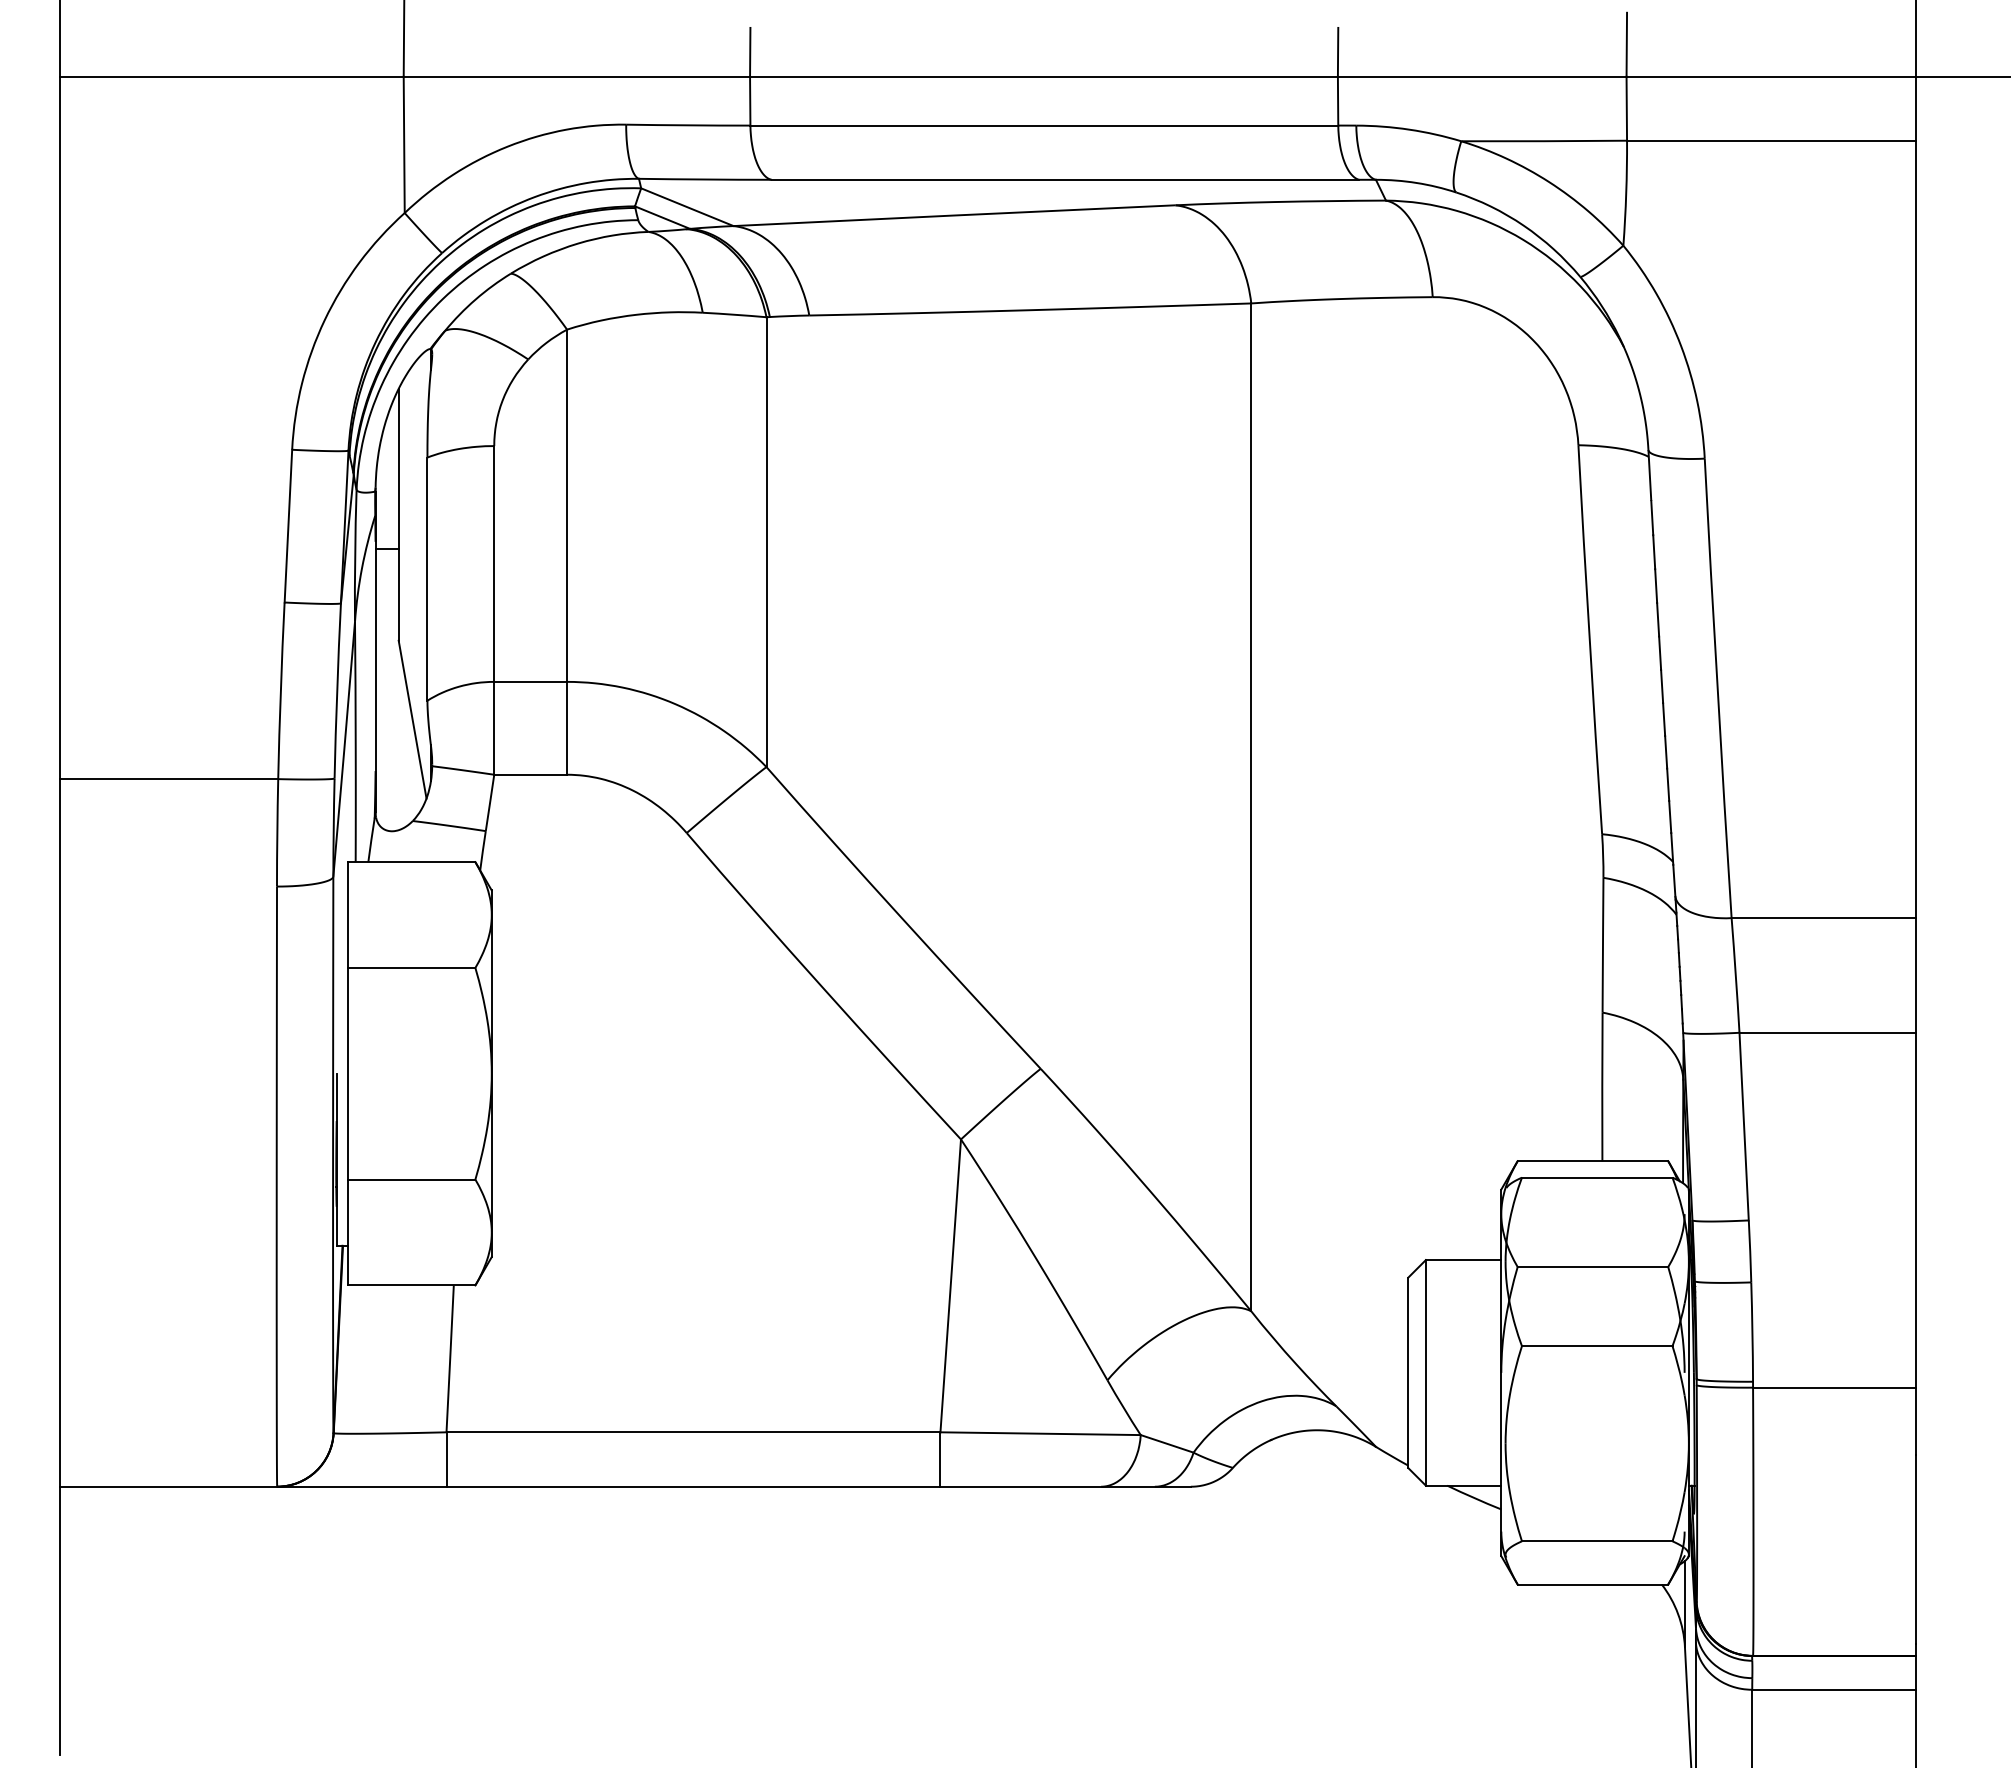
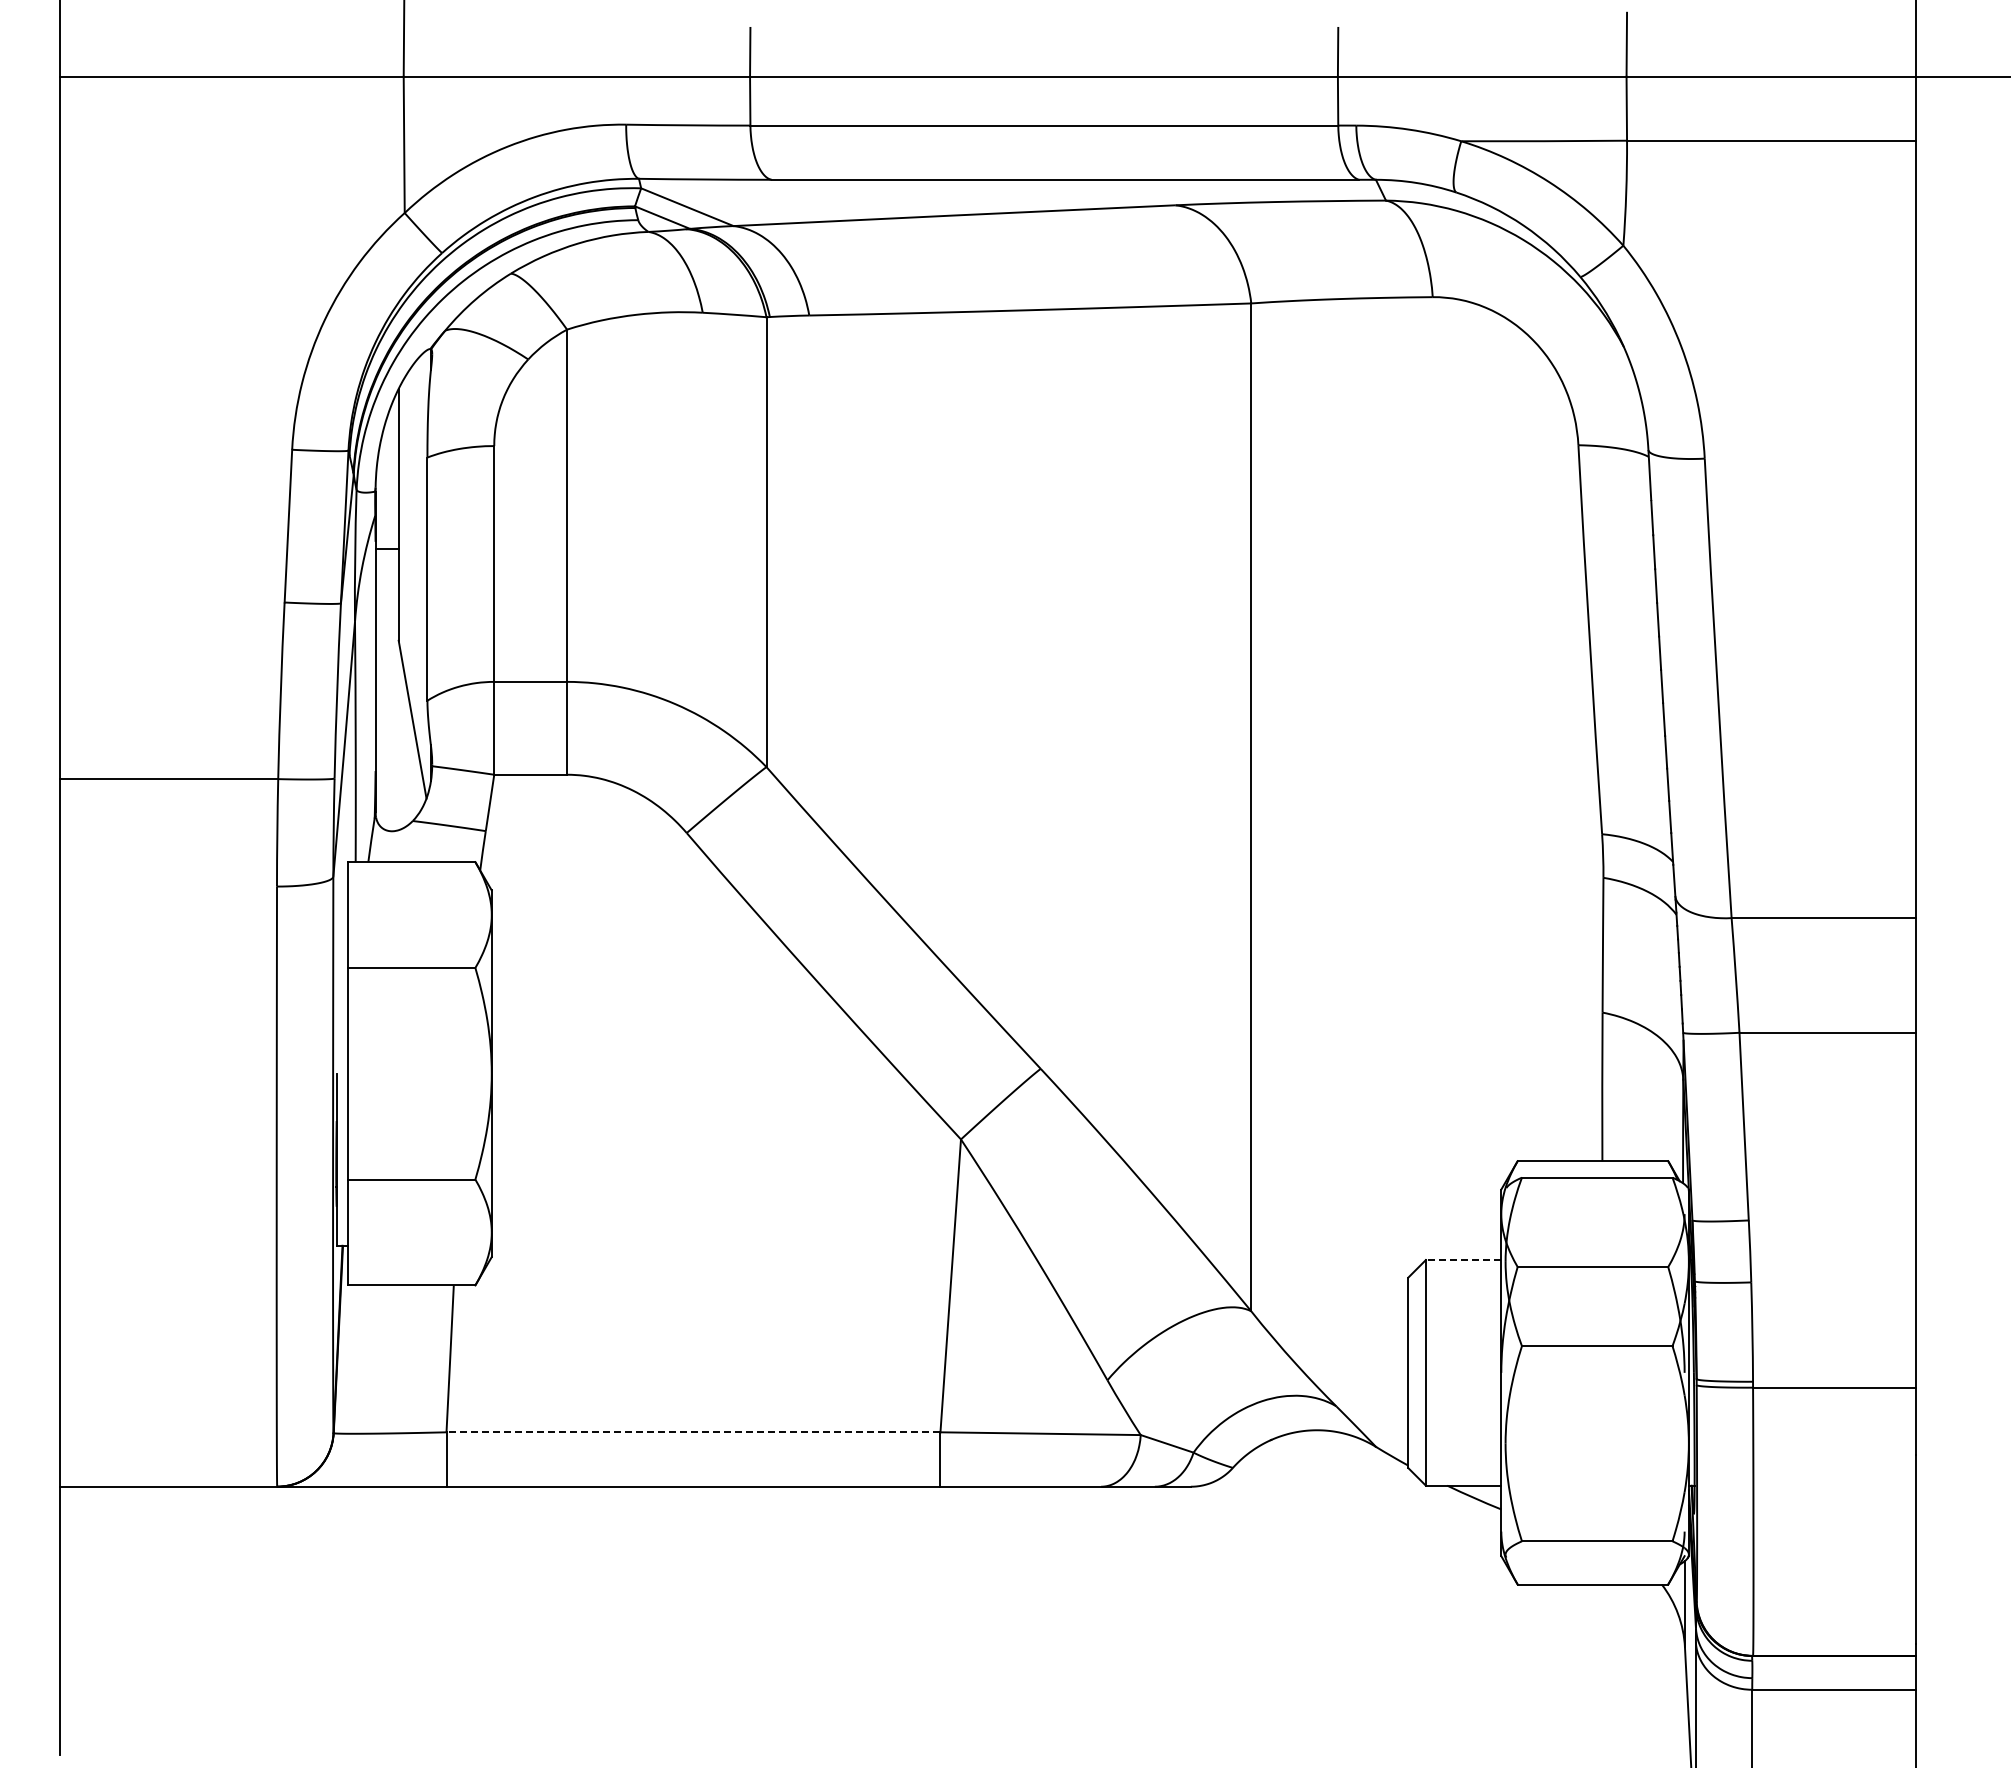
line: solid -> dashed (1463, 1260)
line: solid -> dashed (693, 1432)
